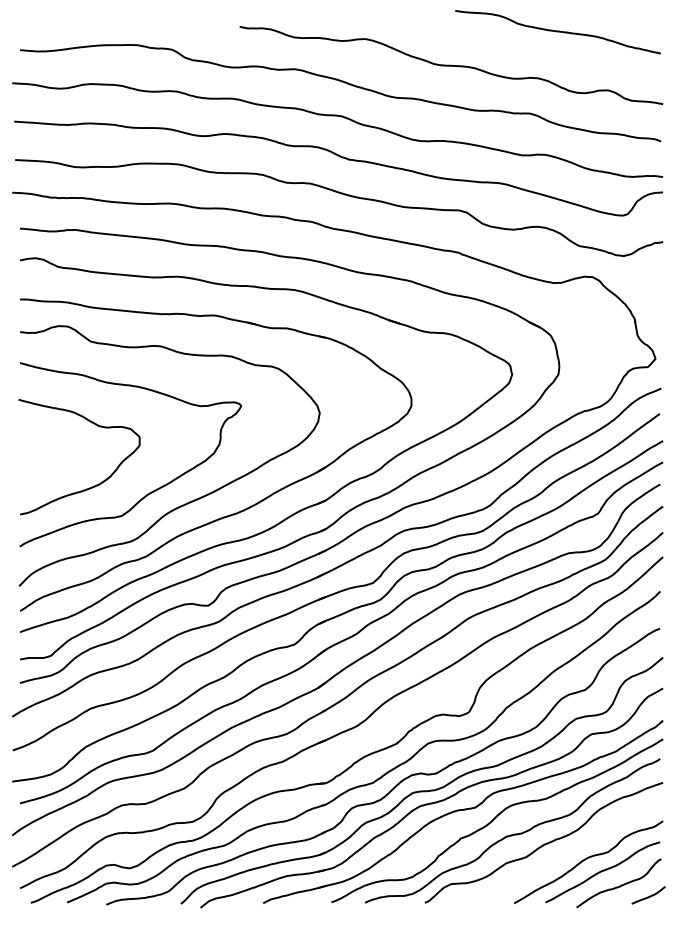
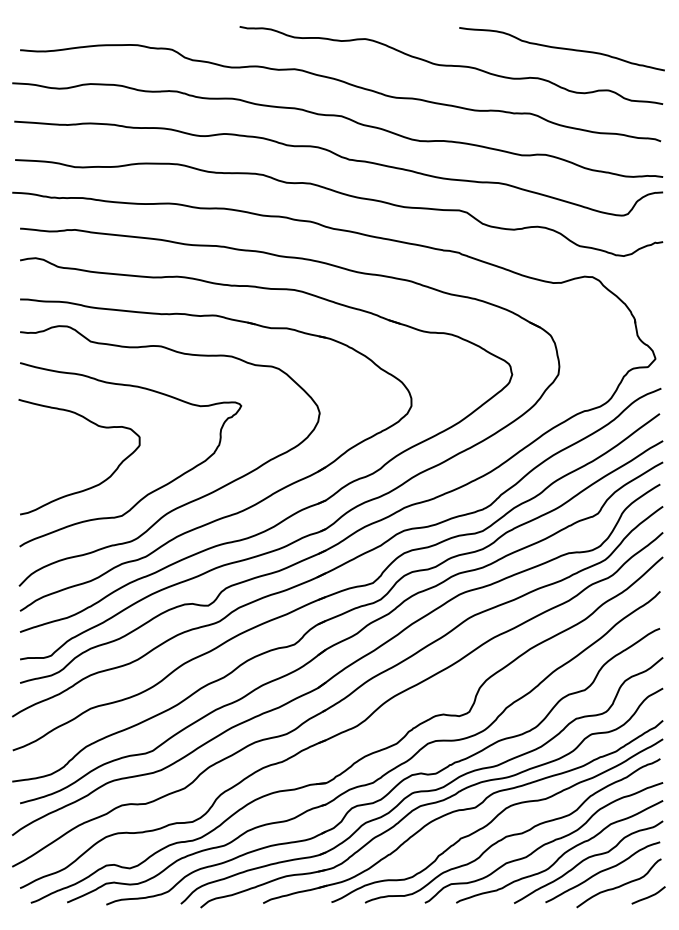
curve position: (557, 32) -> (561, 49) (561, 49)
curve: none -> present (562, 853)
